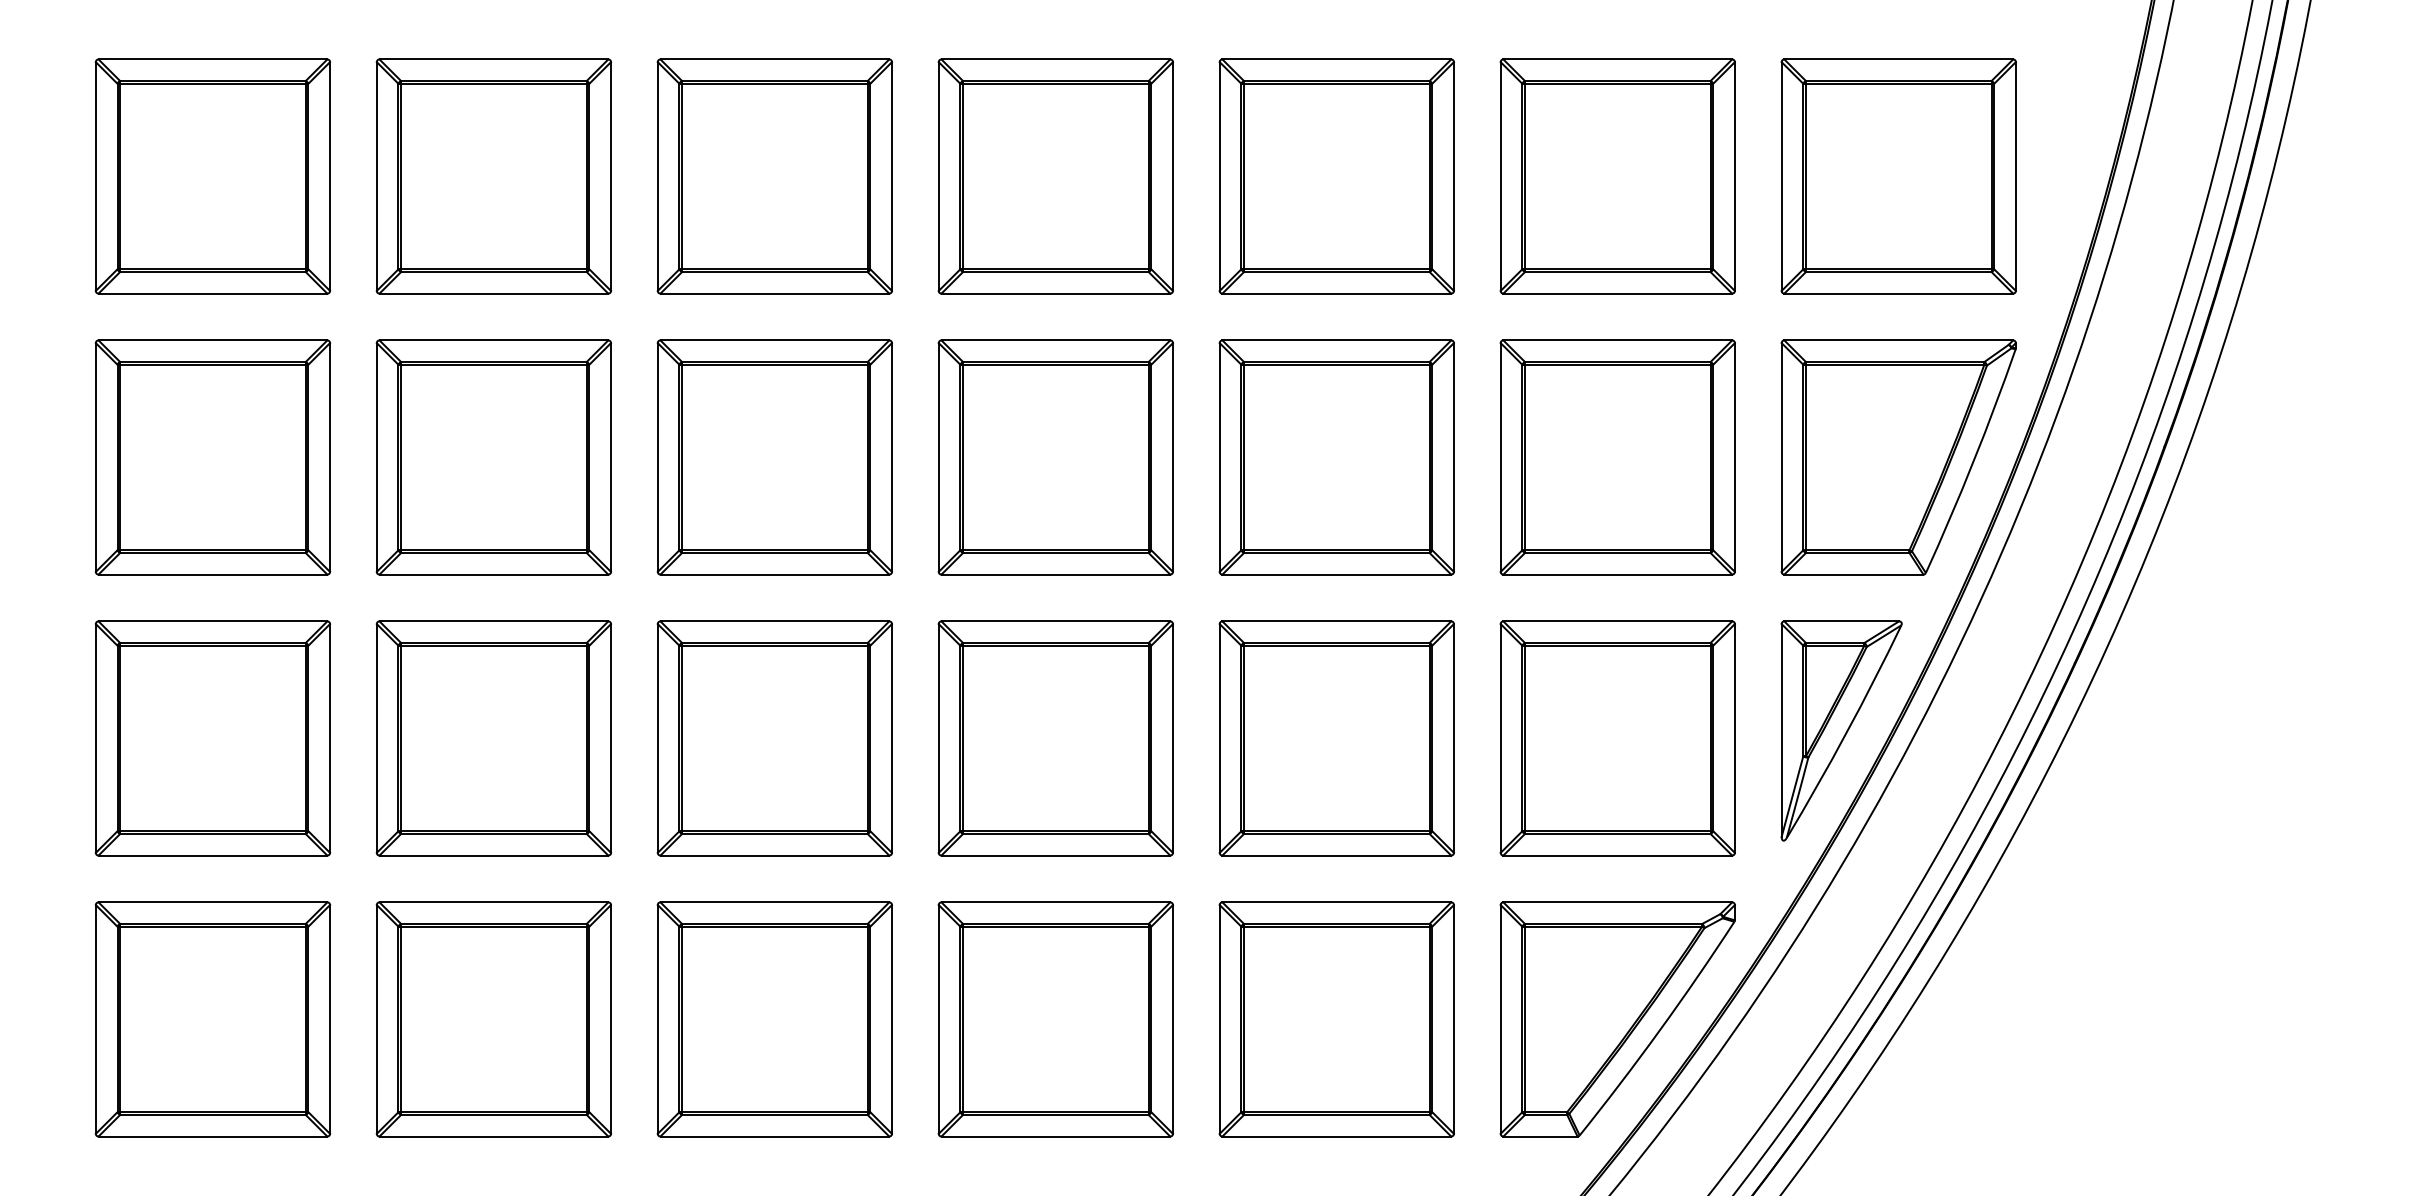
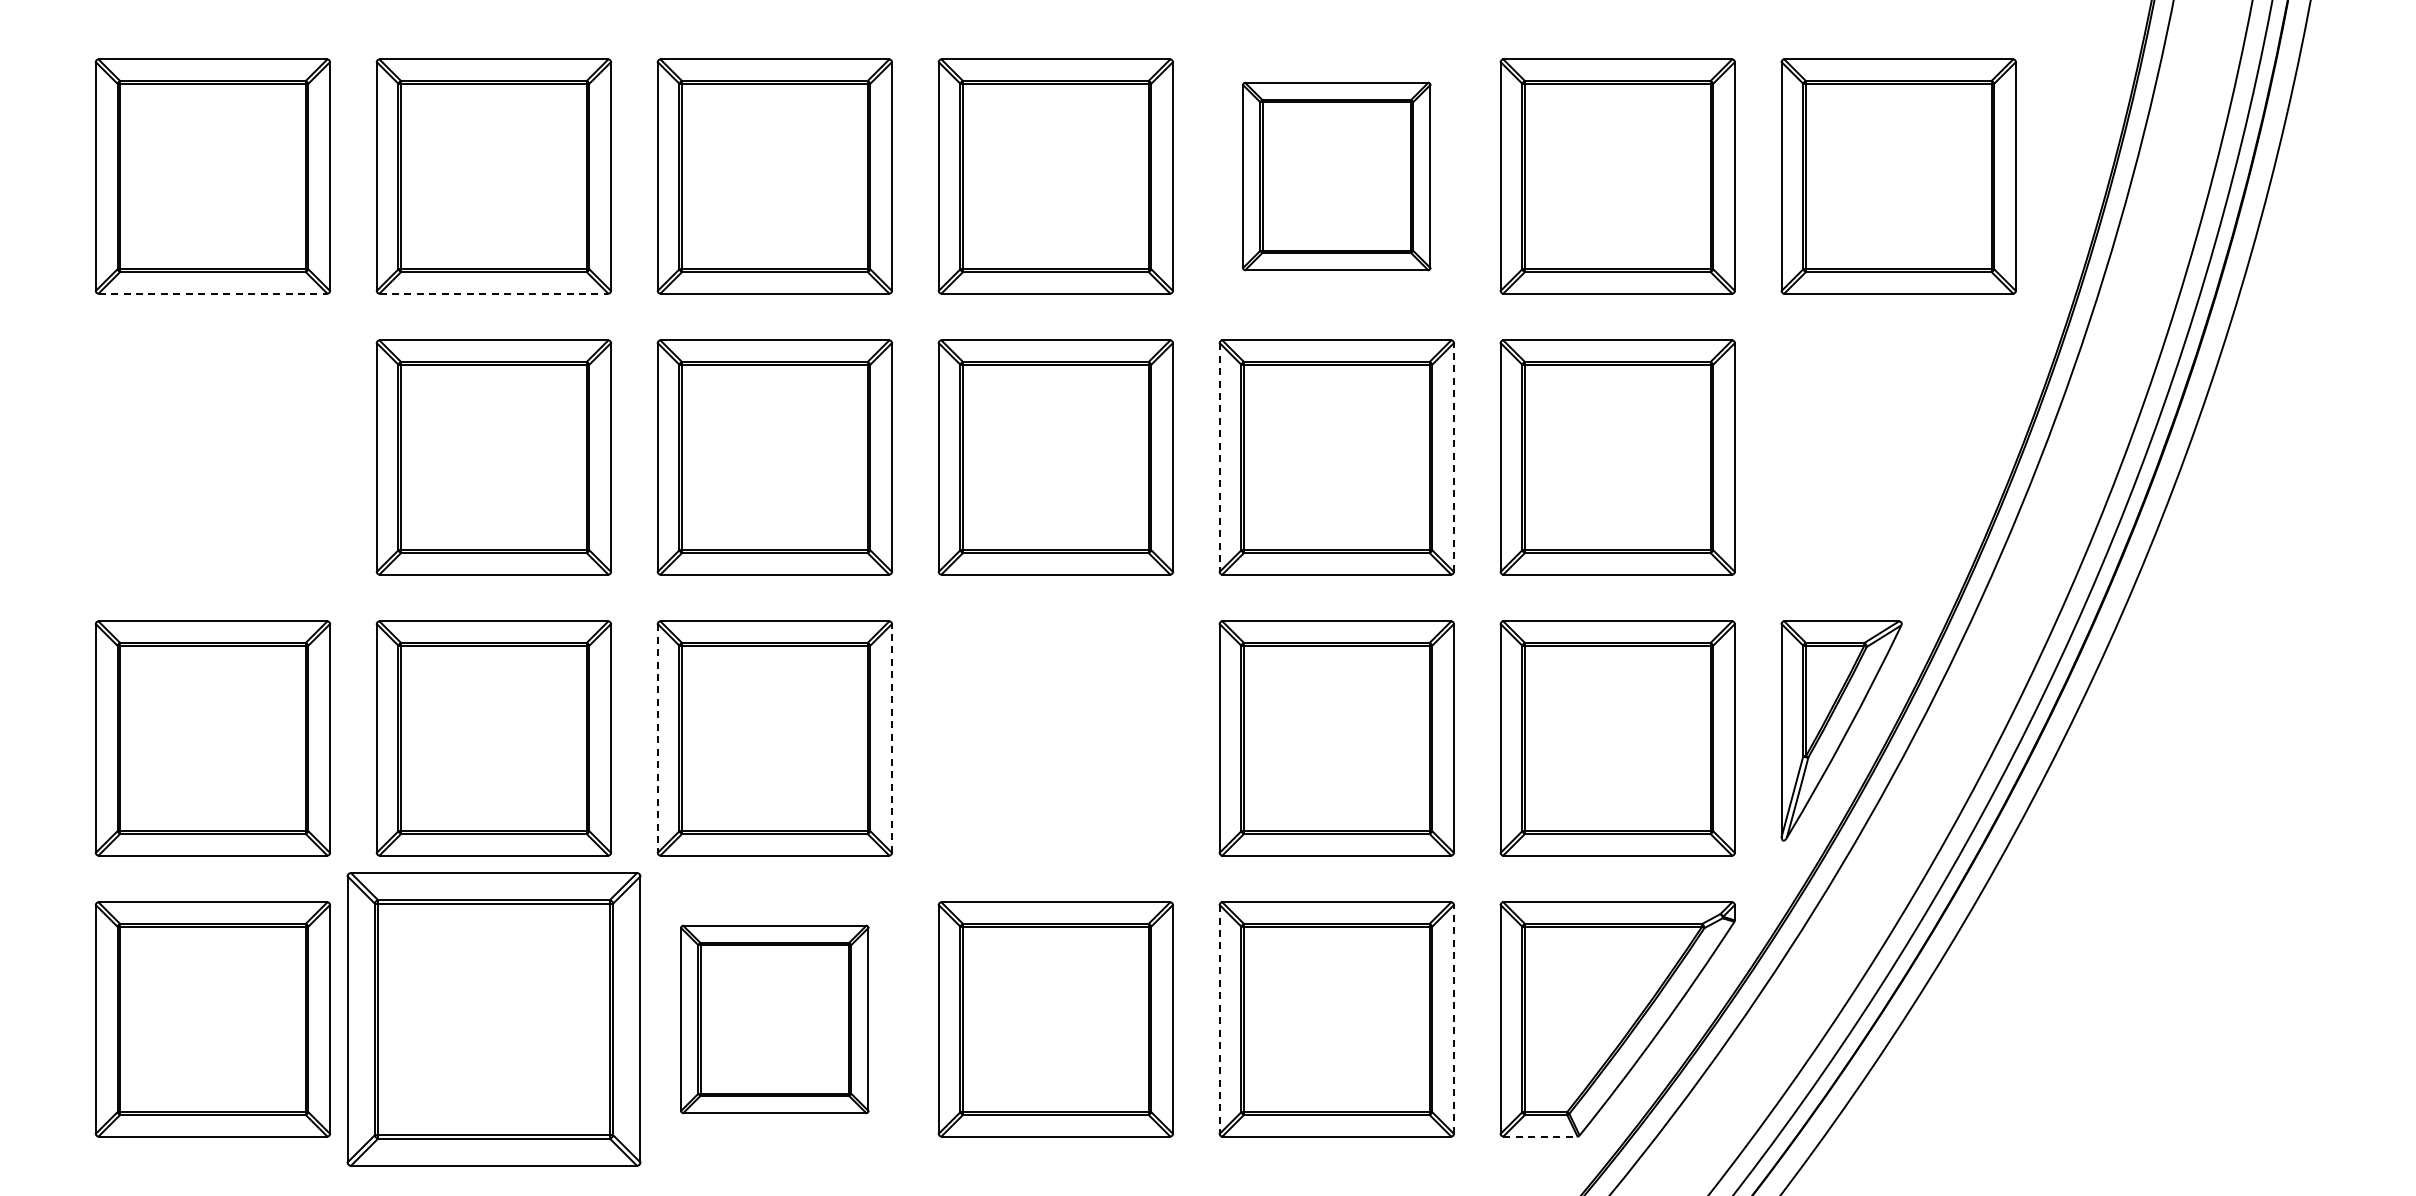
part size: 237x237 px -> 190x191 px (1336, 176)
line: solid -> dashed (213, 293)
line: solid -> dashed (494, 293)
part: present -> none (212, 457)
line: solid -> dashed (1453, 457)
part: present -> none (1898, 457)
line: solid -> dashed (1219, 458)
line: solid -> dashed (891, 737)
line: solid -> dashed (657, 738)
part: present -> none (1055, 738)
line: solid -> dashed (1453, 1018)
part size: 237x237 px -> 296x295 px (493, 1019)
part size: 237x237 px -> 190x191 px (774, 1019)
line: solid -> dashed (1219, 1019)
line: solid -> dashed (1541, 1136)
